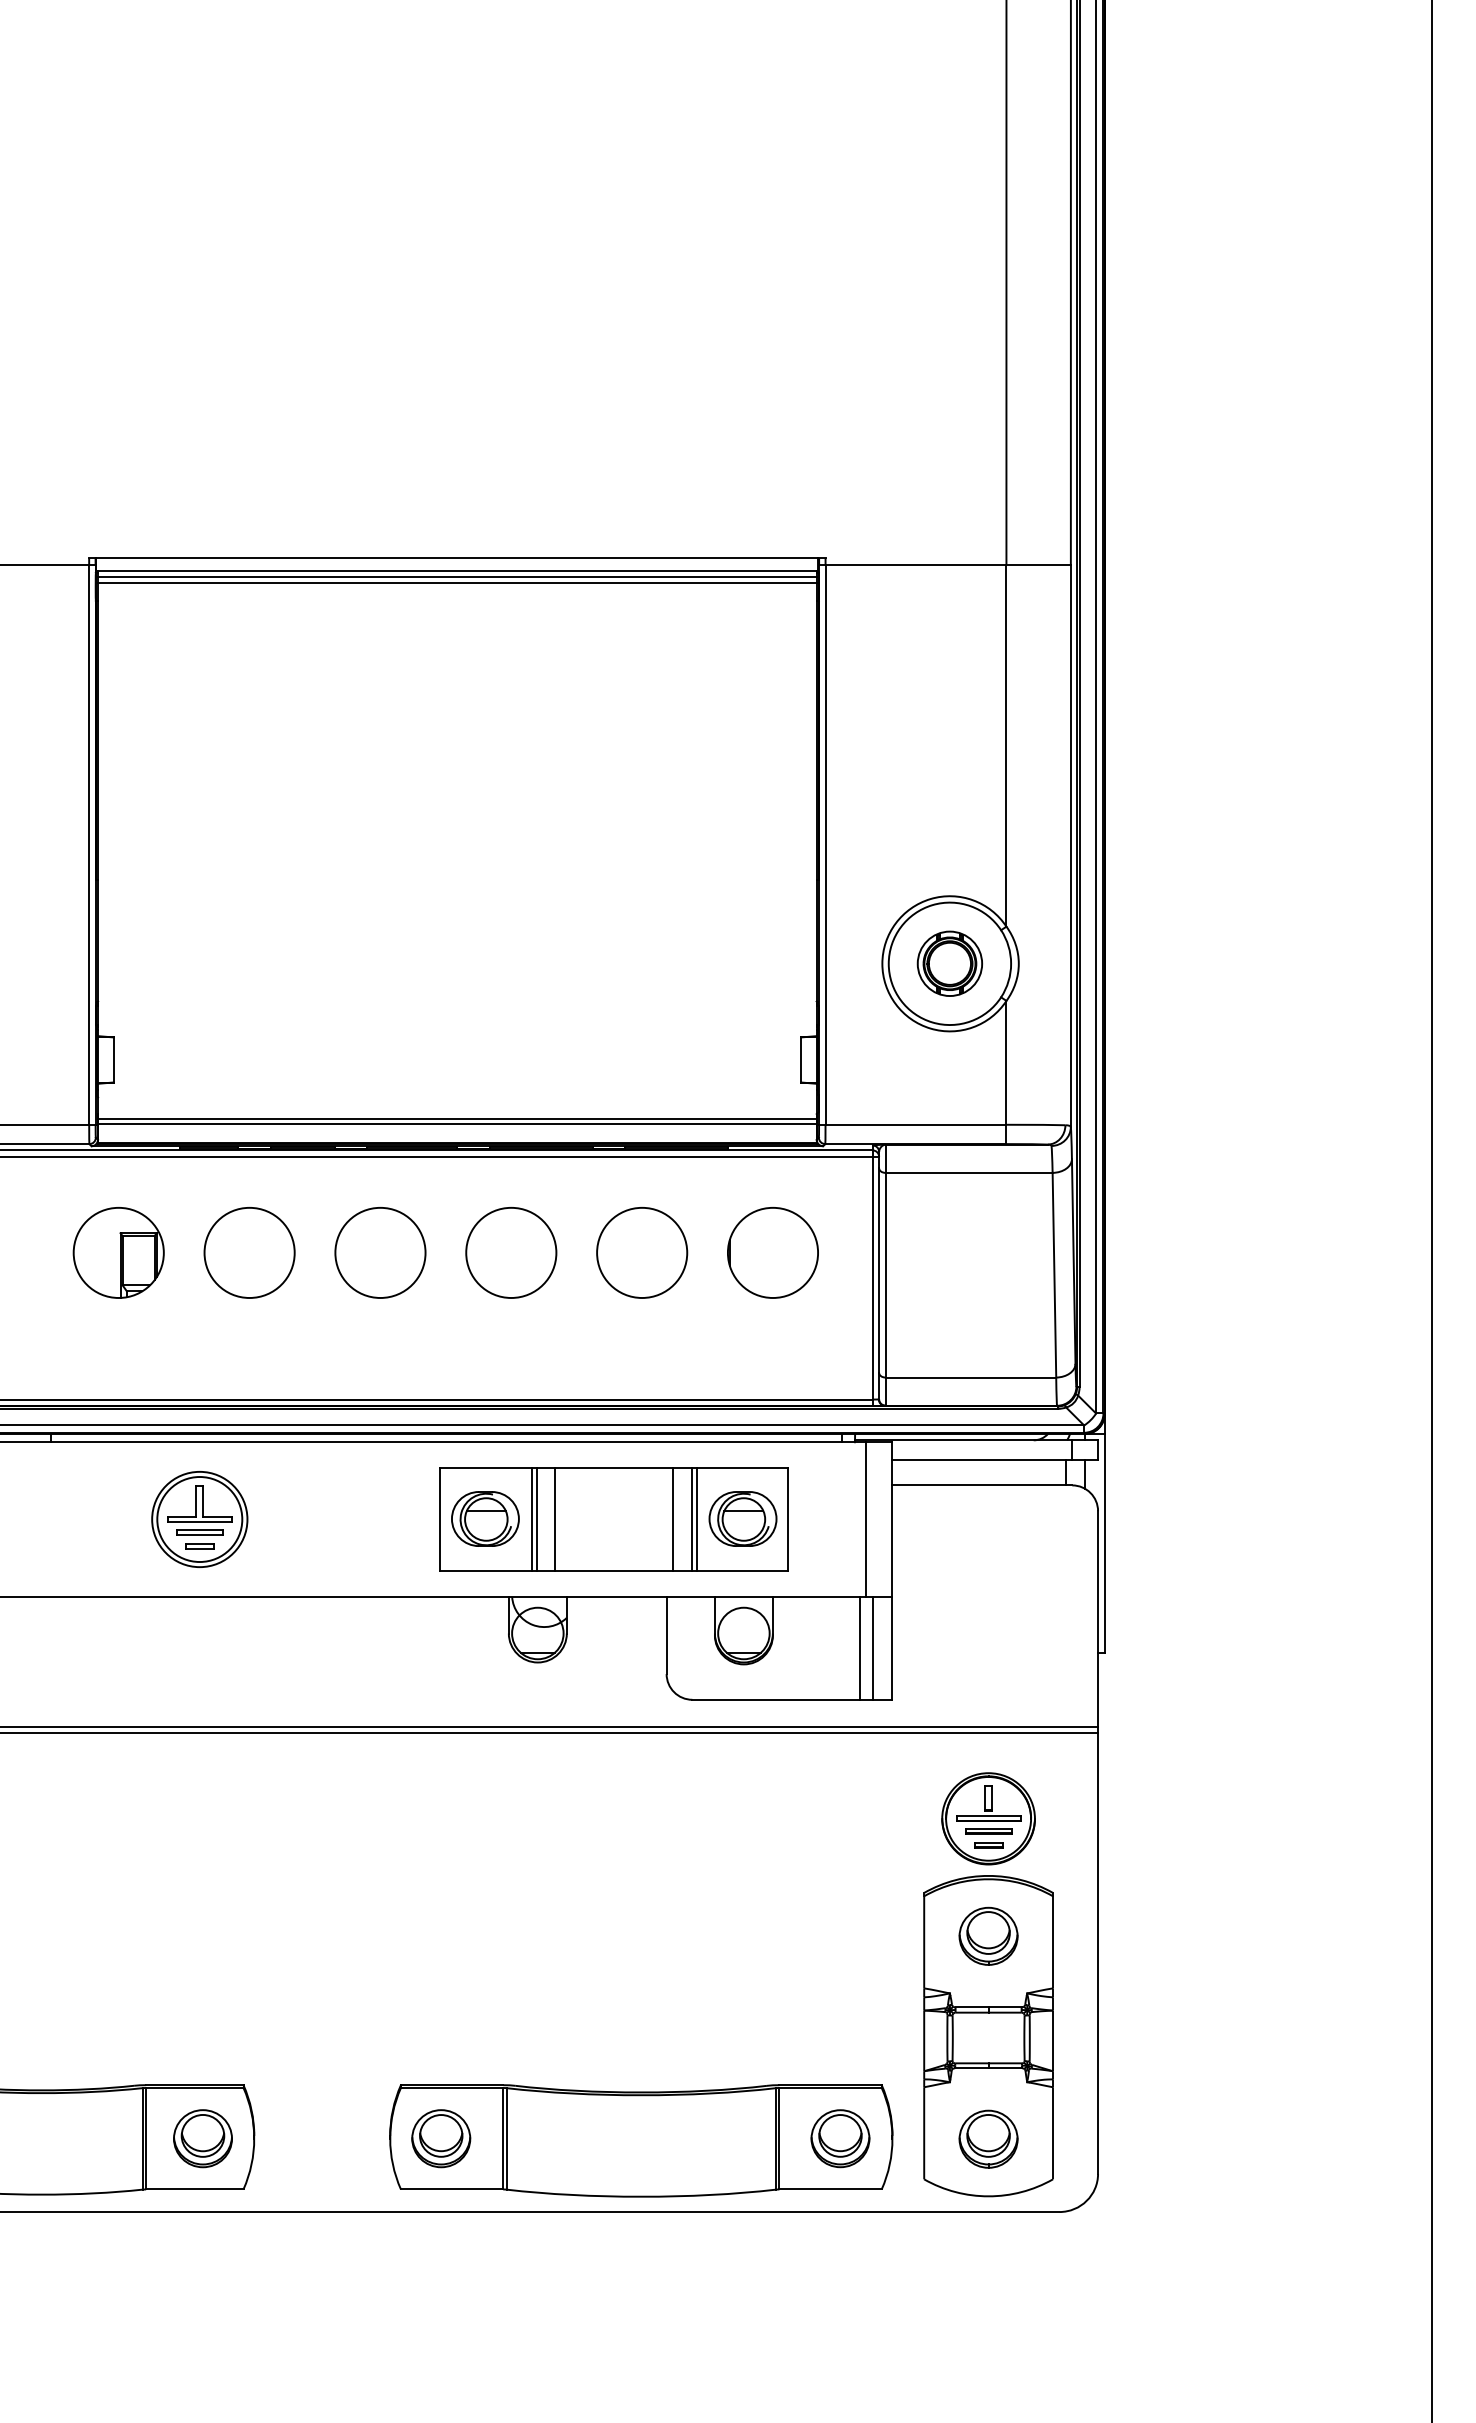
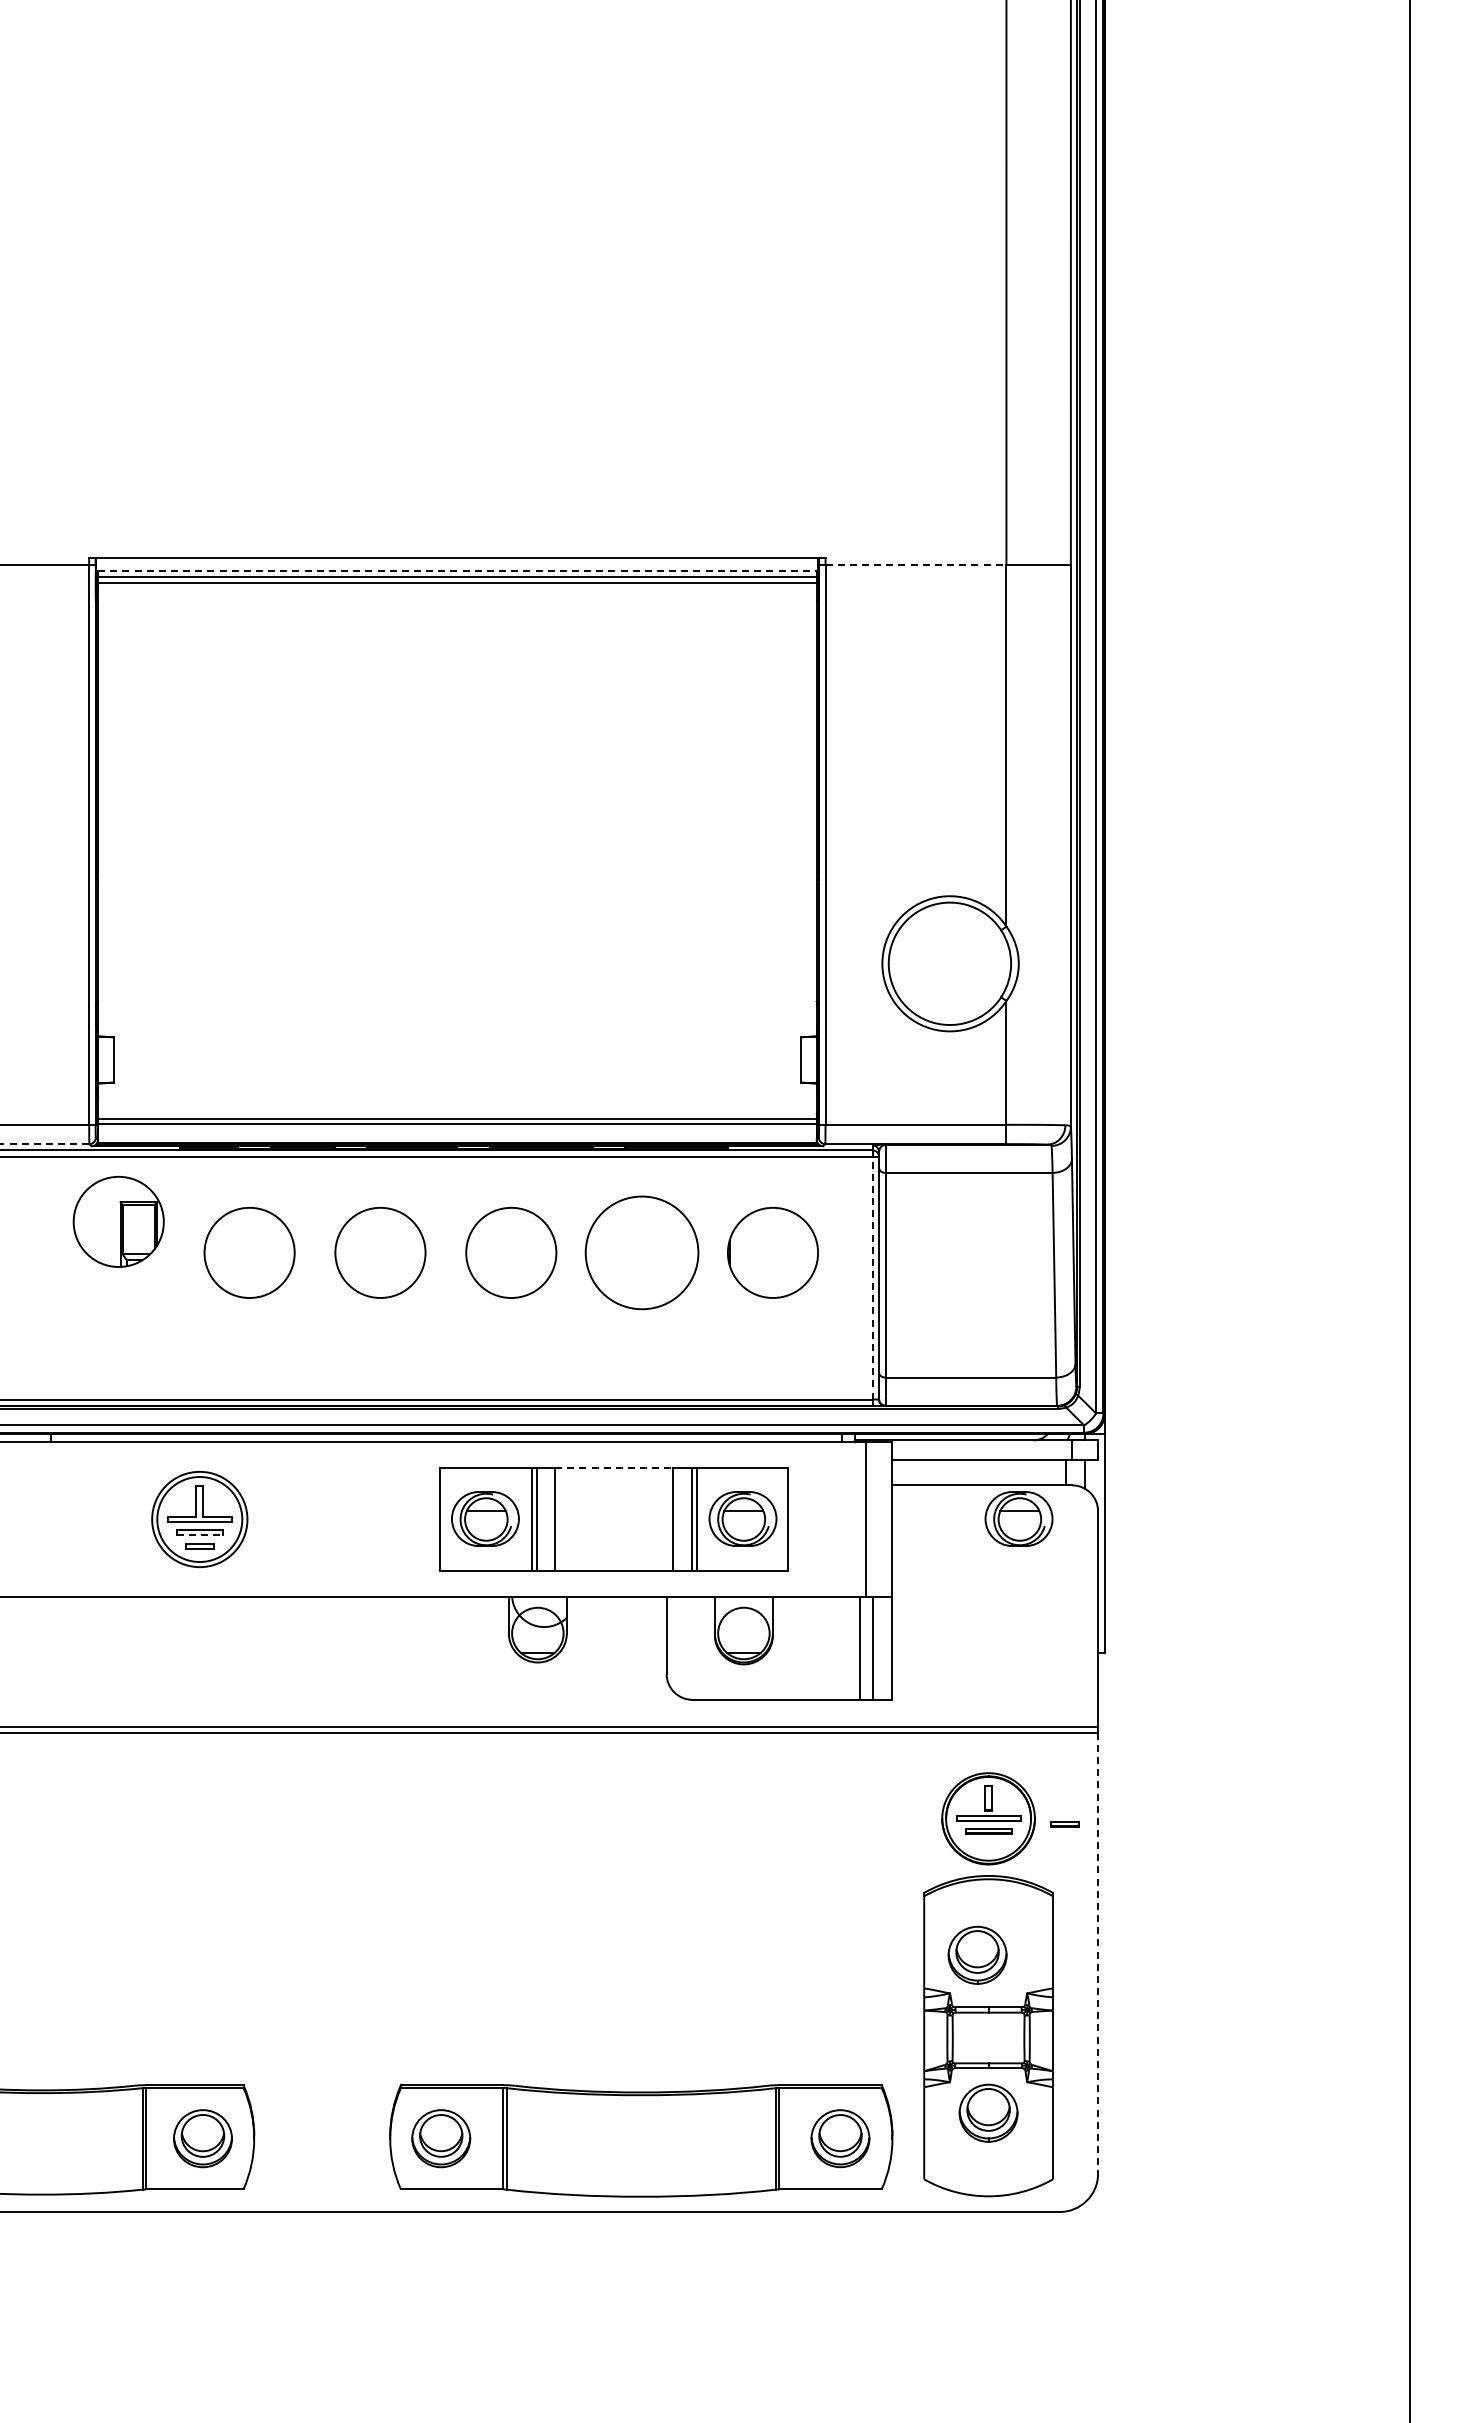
line: solid -> dashed (916, 564)
line: solid -> dashed (457, 570)
part: present -> none (949, 963)
line: solid -> dashed (44, 1144)
line position: (1431, 1210) -> (1409, 1210) (1409, 1210)
part position: (118, 1252) -> (118, 1221) (118, 1221)
circle size: 93x92 px -> 116x116 px (641, 1252)
line: solid -> dashed (872, 1277)
line: solid -> dashed (614, 1467)
part: none -> present (1018, 1518)
line: solid -> dashed (200, 1534)
part position: (988, 1845) -> (1064, 1824) (1064, 1824)
part position: (988, 1935) -> (977, 1954) (977, 1954)
line: solid -> dashed (1098, 1953)
part position: (988, 2138) -> (988, 2112) (988, 2112)
